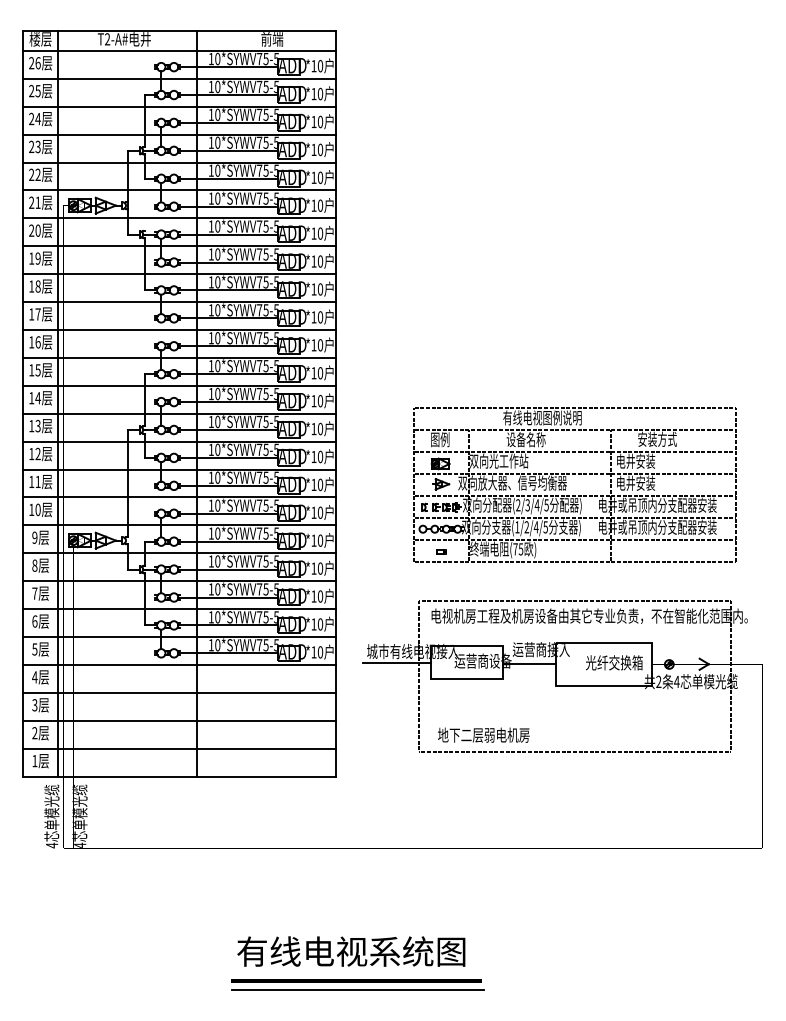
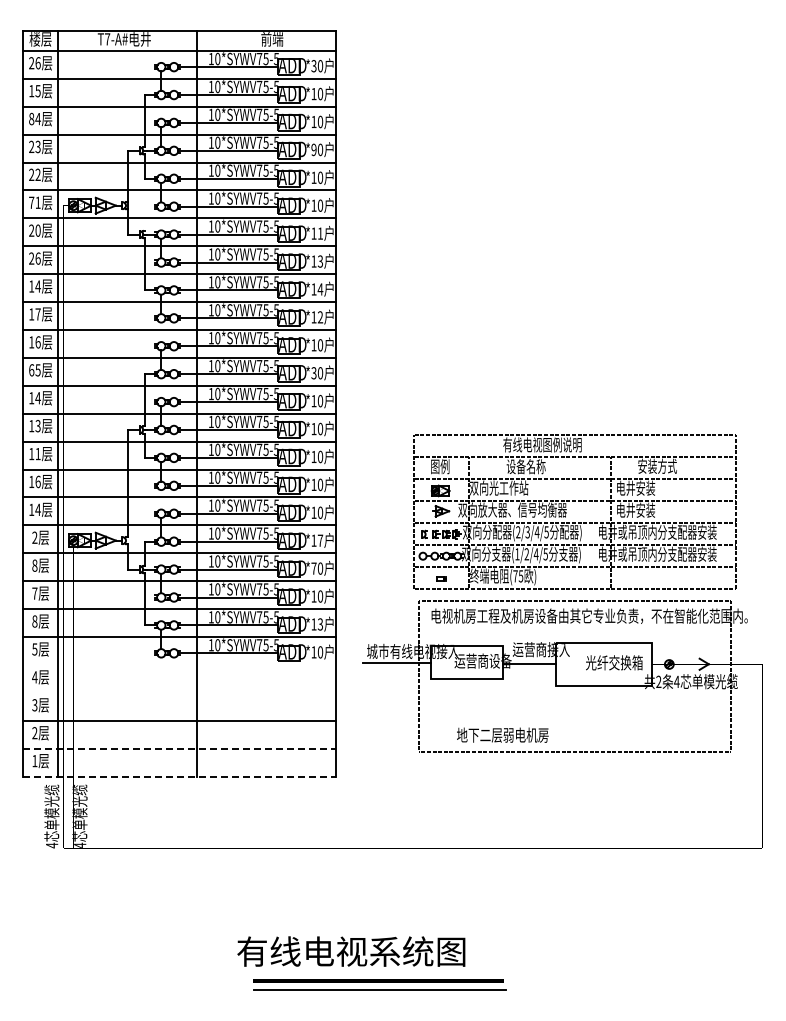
text: T2-A# -> T7-A# (107, 39)
text: *10 -> *30 (313, 66)
text: 25 -> 15 (31, 90)
text: 24 -> 84 (31, 119)
text: *10 -> *90 (313, 149)
text: 21 -> 71 (31, 202)
text: *10 -> *11 (320, 233)
text: 19 -> 26 (34, 258)
text: *10 -> *13 (320, 261)
text: 18 -> 14 (37, 286)
text: *10 -> *14 (320, 289)
text: *10 -> *12 (320, 317)
text: 15 -> 65 (31, 370)
text: *10 -> *30 (313, 373)
text: 12 -> 11 (37, 453)
text: 11 -> 16 (37, 481)
part position: (566, 483) -> (566, 510) (566, 510)
text: 10 -> 14 (37, 509)
text: 9 -> 2 (34, 537)
text: *10 -> *17 (320, 540)
text: *10 -> *70 (313, 568)
text: 6 -> 8 (34, 621)
text: *10 -> *13 (320, 624)
line: present -> none (179, 665)
line: present -> none (179, 692)
text position: (483, 734) -> (502, 734) (502, 734)
line: solid -> dashed (180, 748)
line: solid -> dashed (180, 776)
part position: (357, 984) -> (379, 984) (379, 984)
